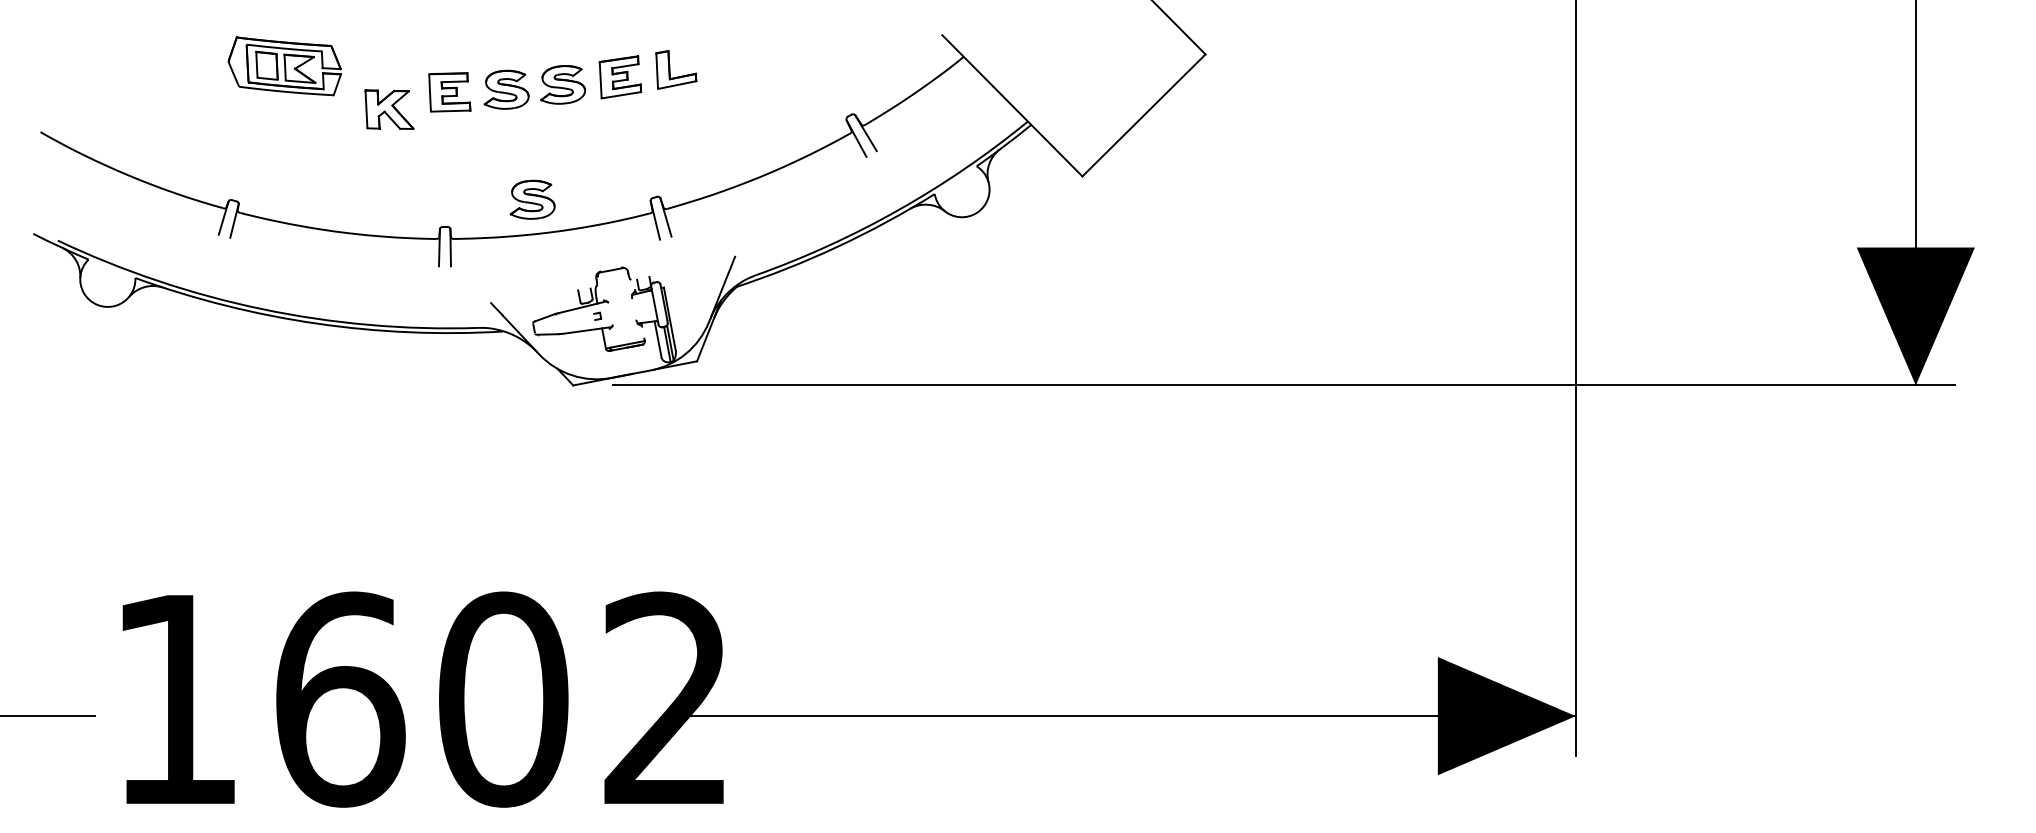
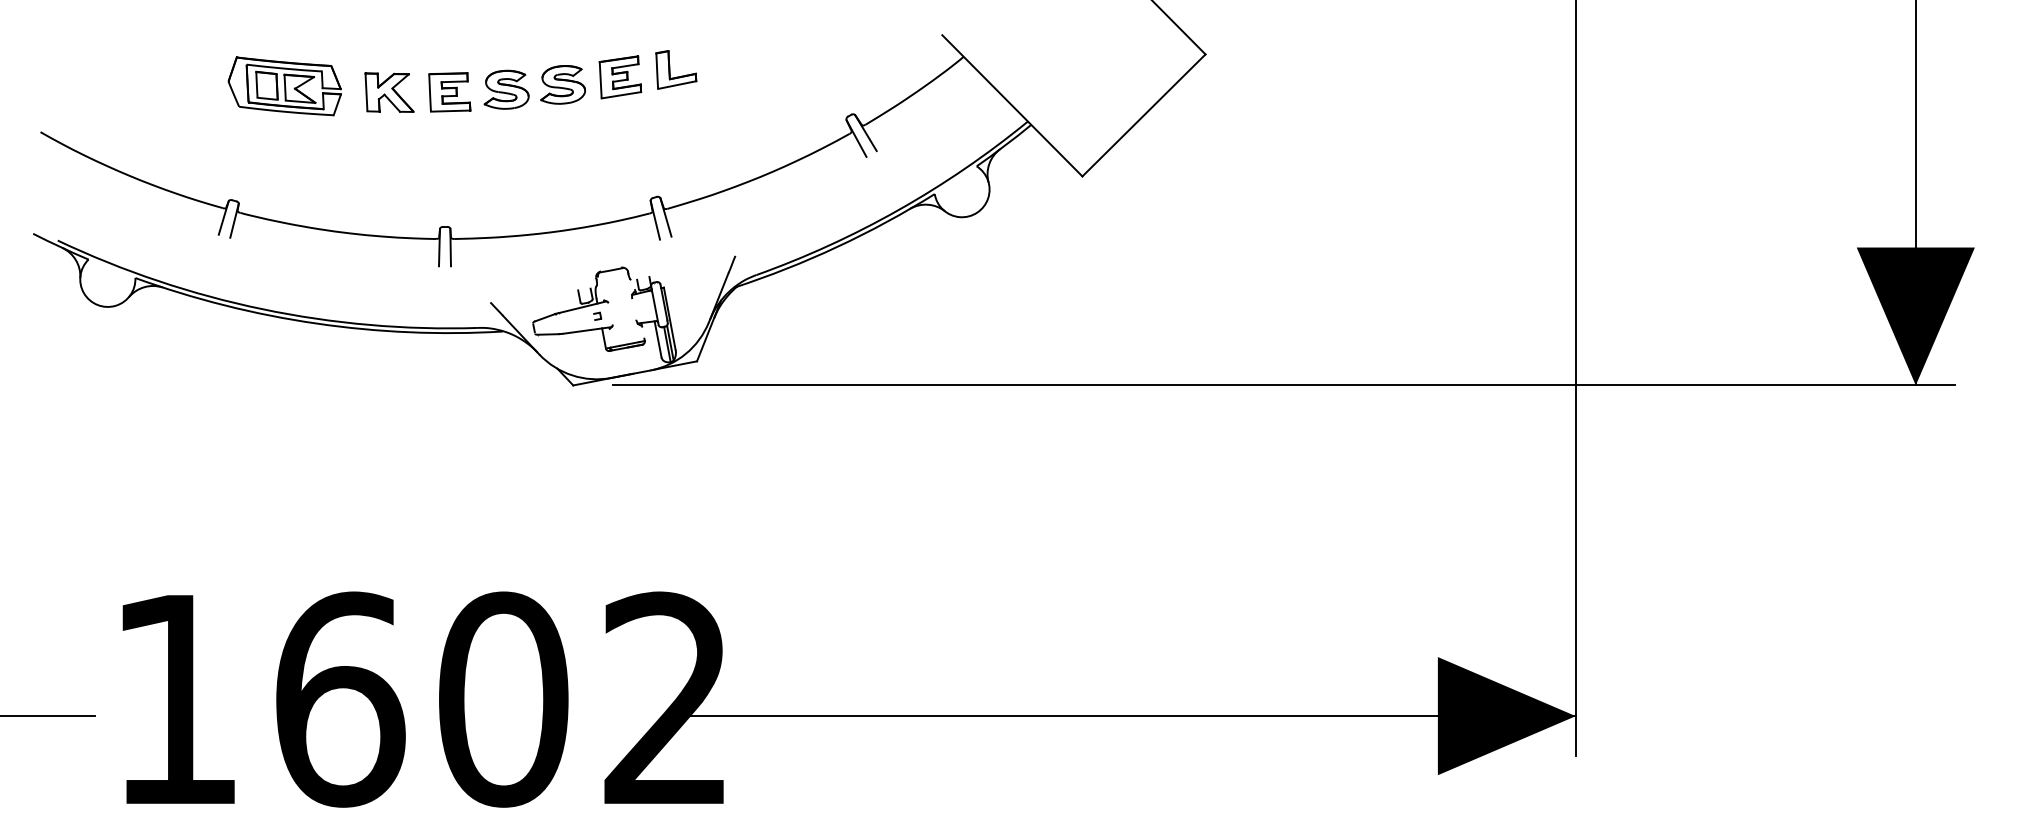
part position: (284, 66) -> (284, 86) (284, 86)
part position: (389, 109) -> (389, 92) (389, 92)
part: present -> none (532, 199)
